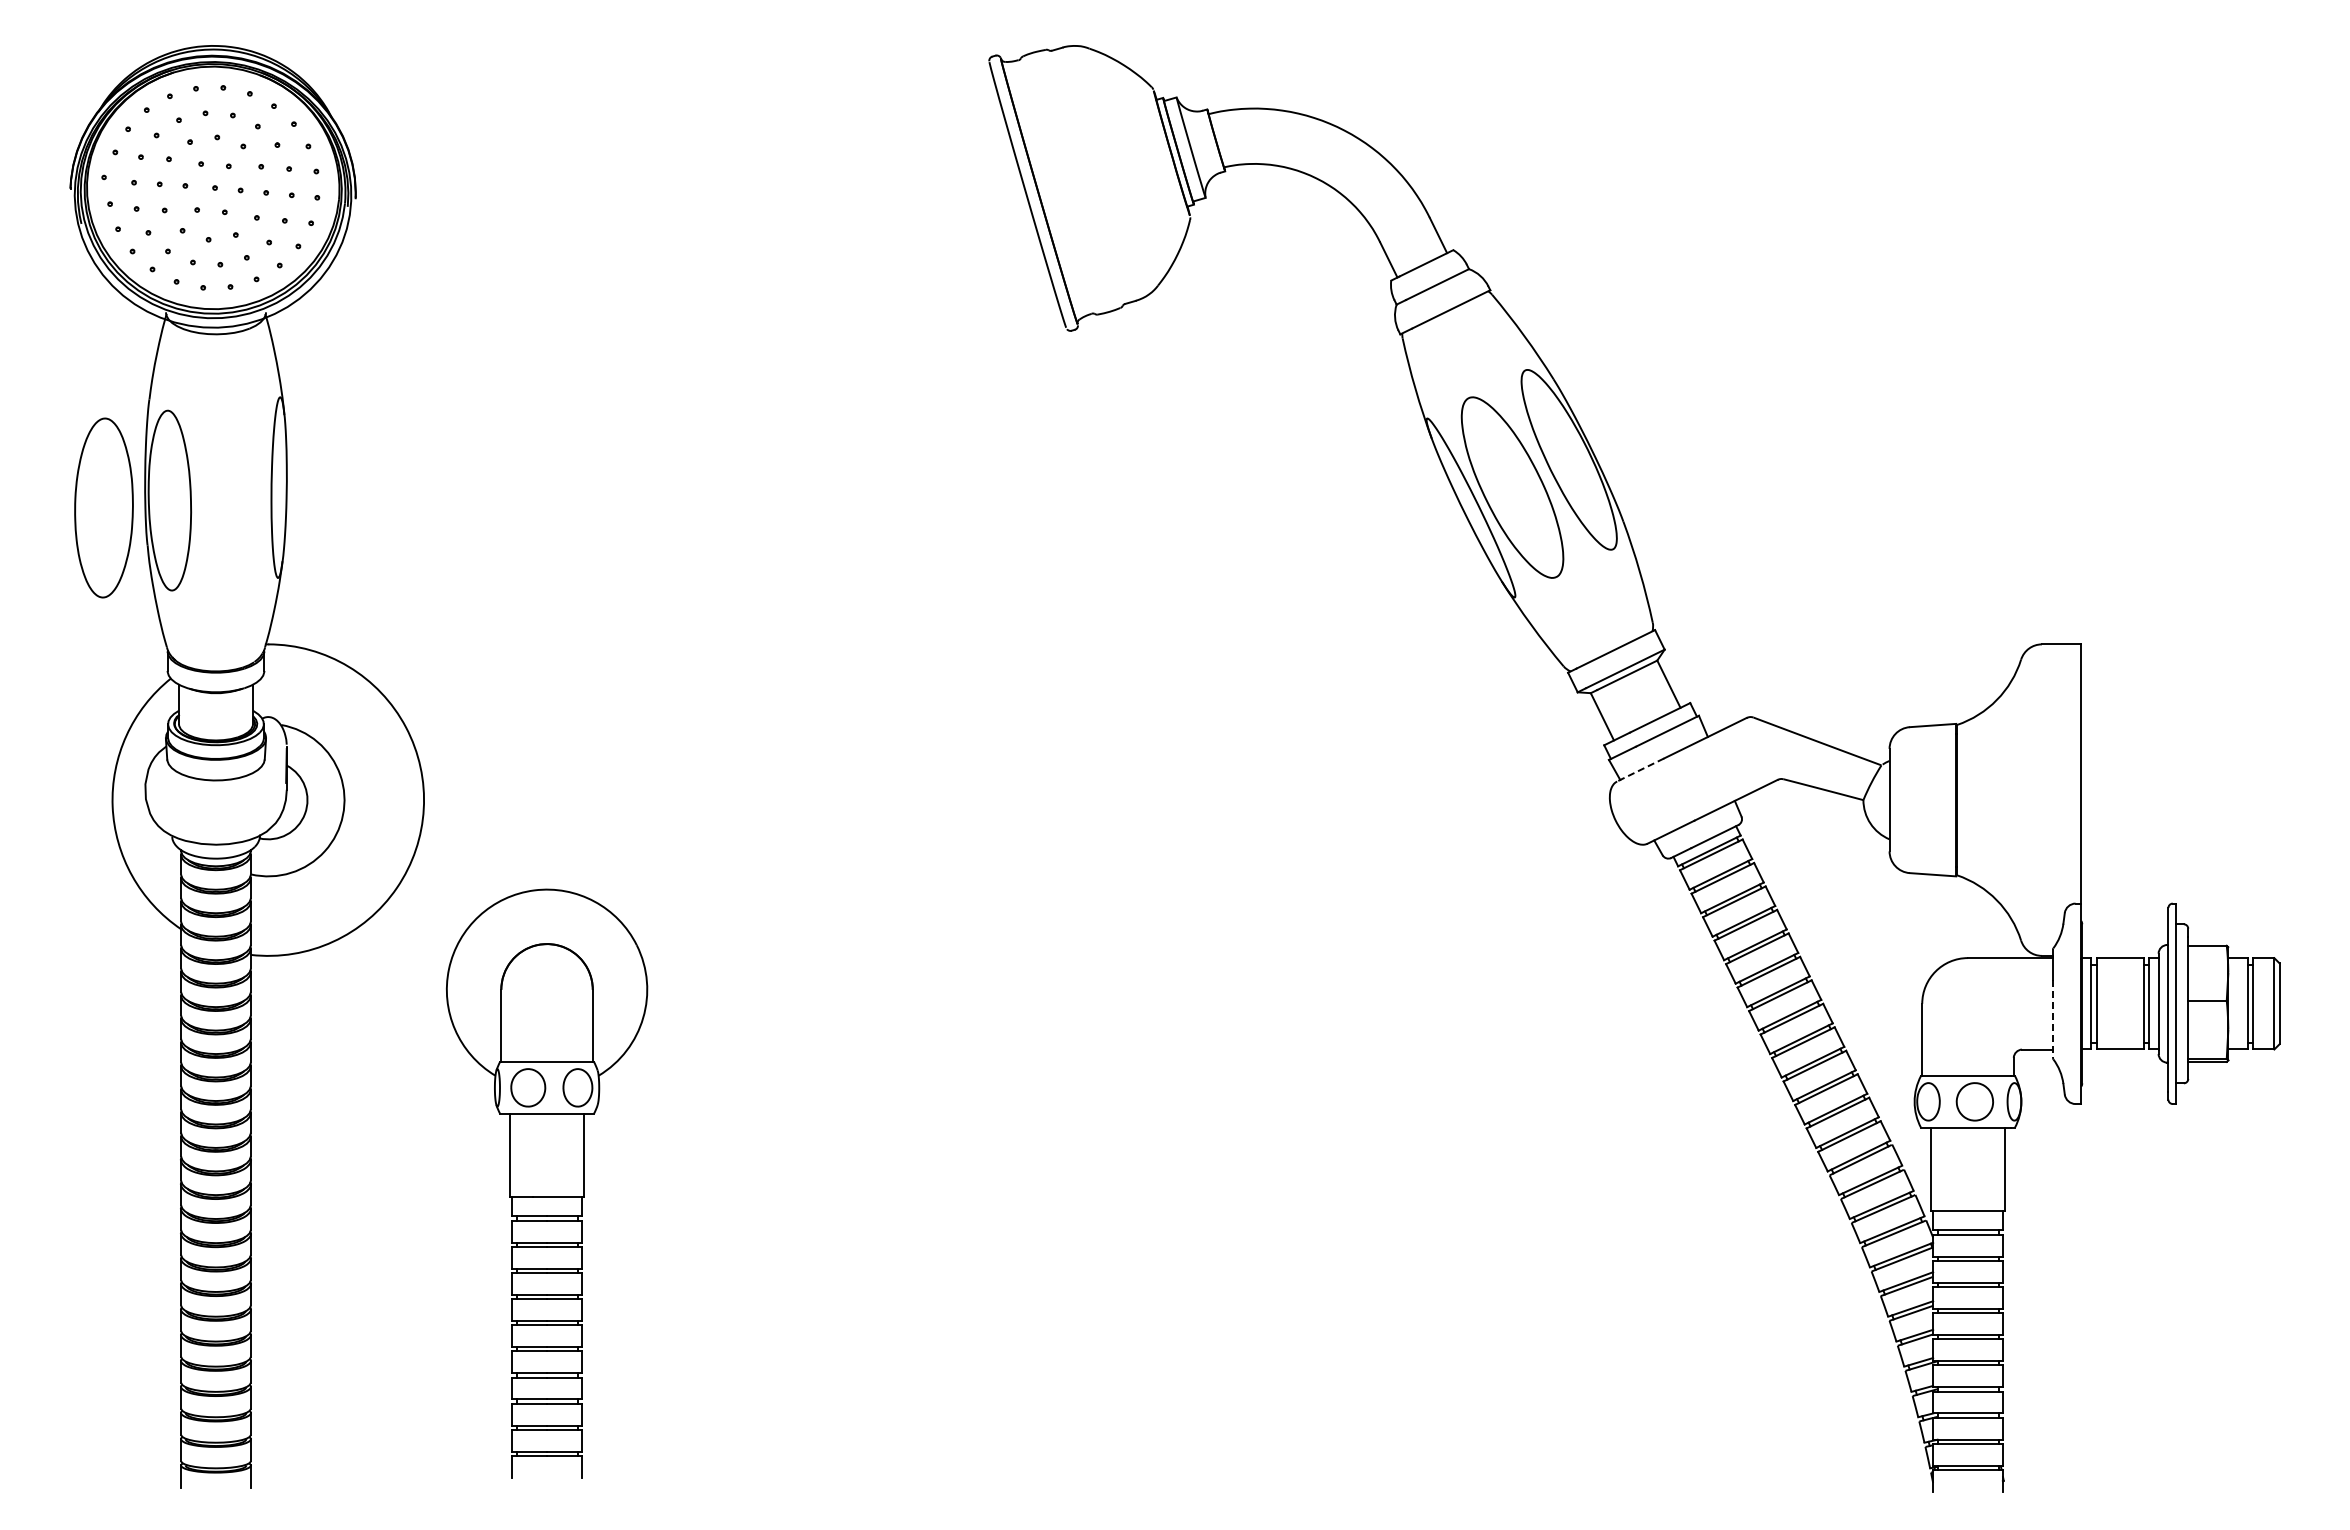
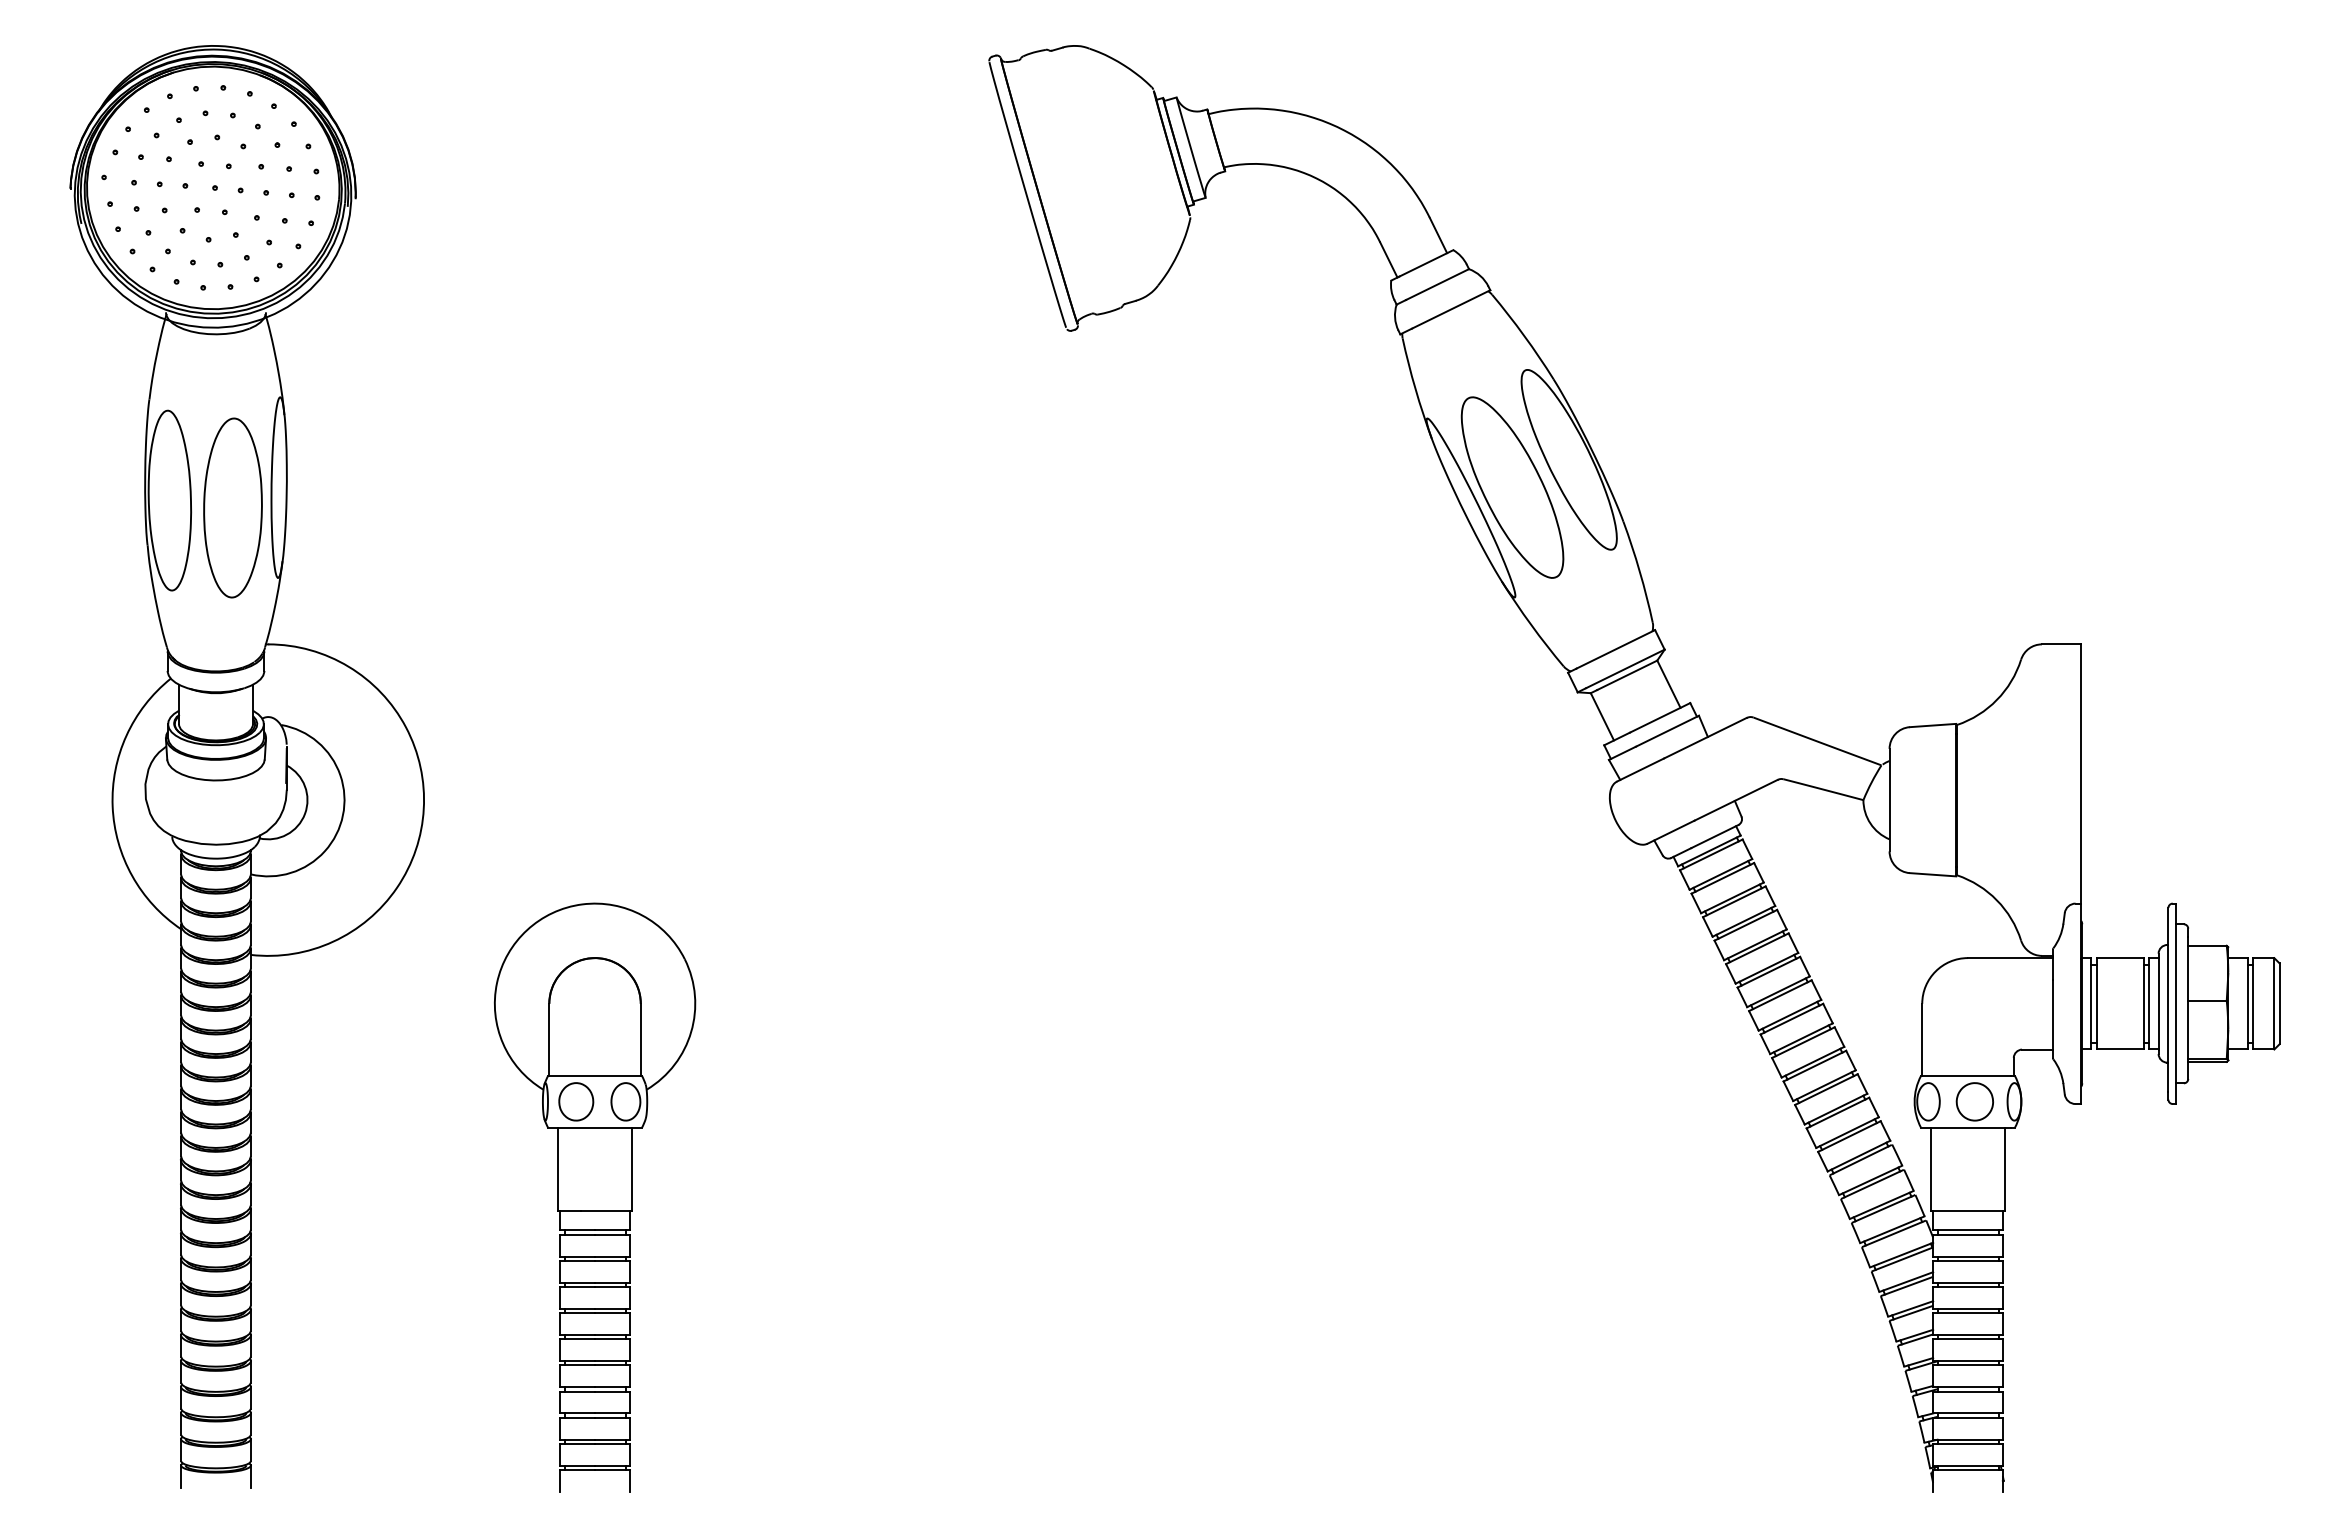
part position: (103, 507) -> (232, 507) (232, 507)
line: dashed -> solid (1640, 770)
line: dashed -> solid (2052, 1019)
part position: (547, 1183) -> (595, 1197) (595, 1197)
